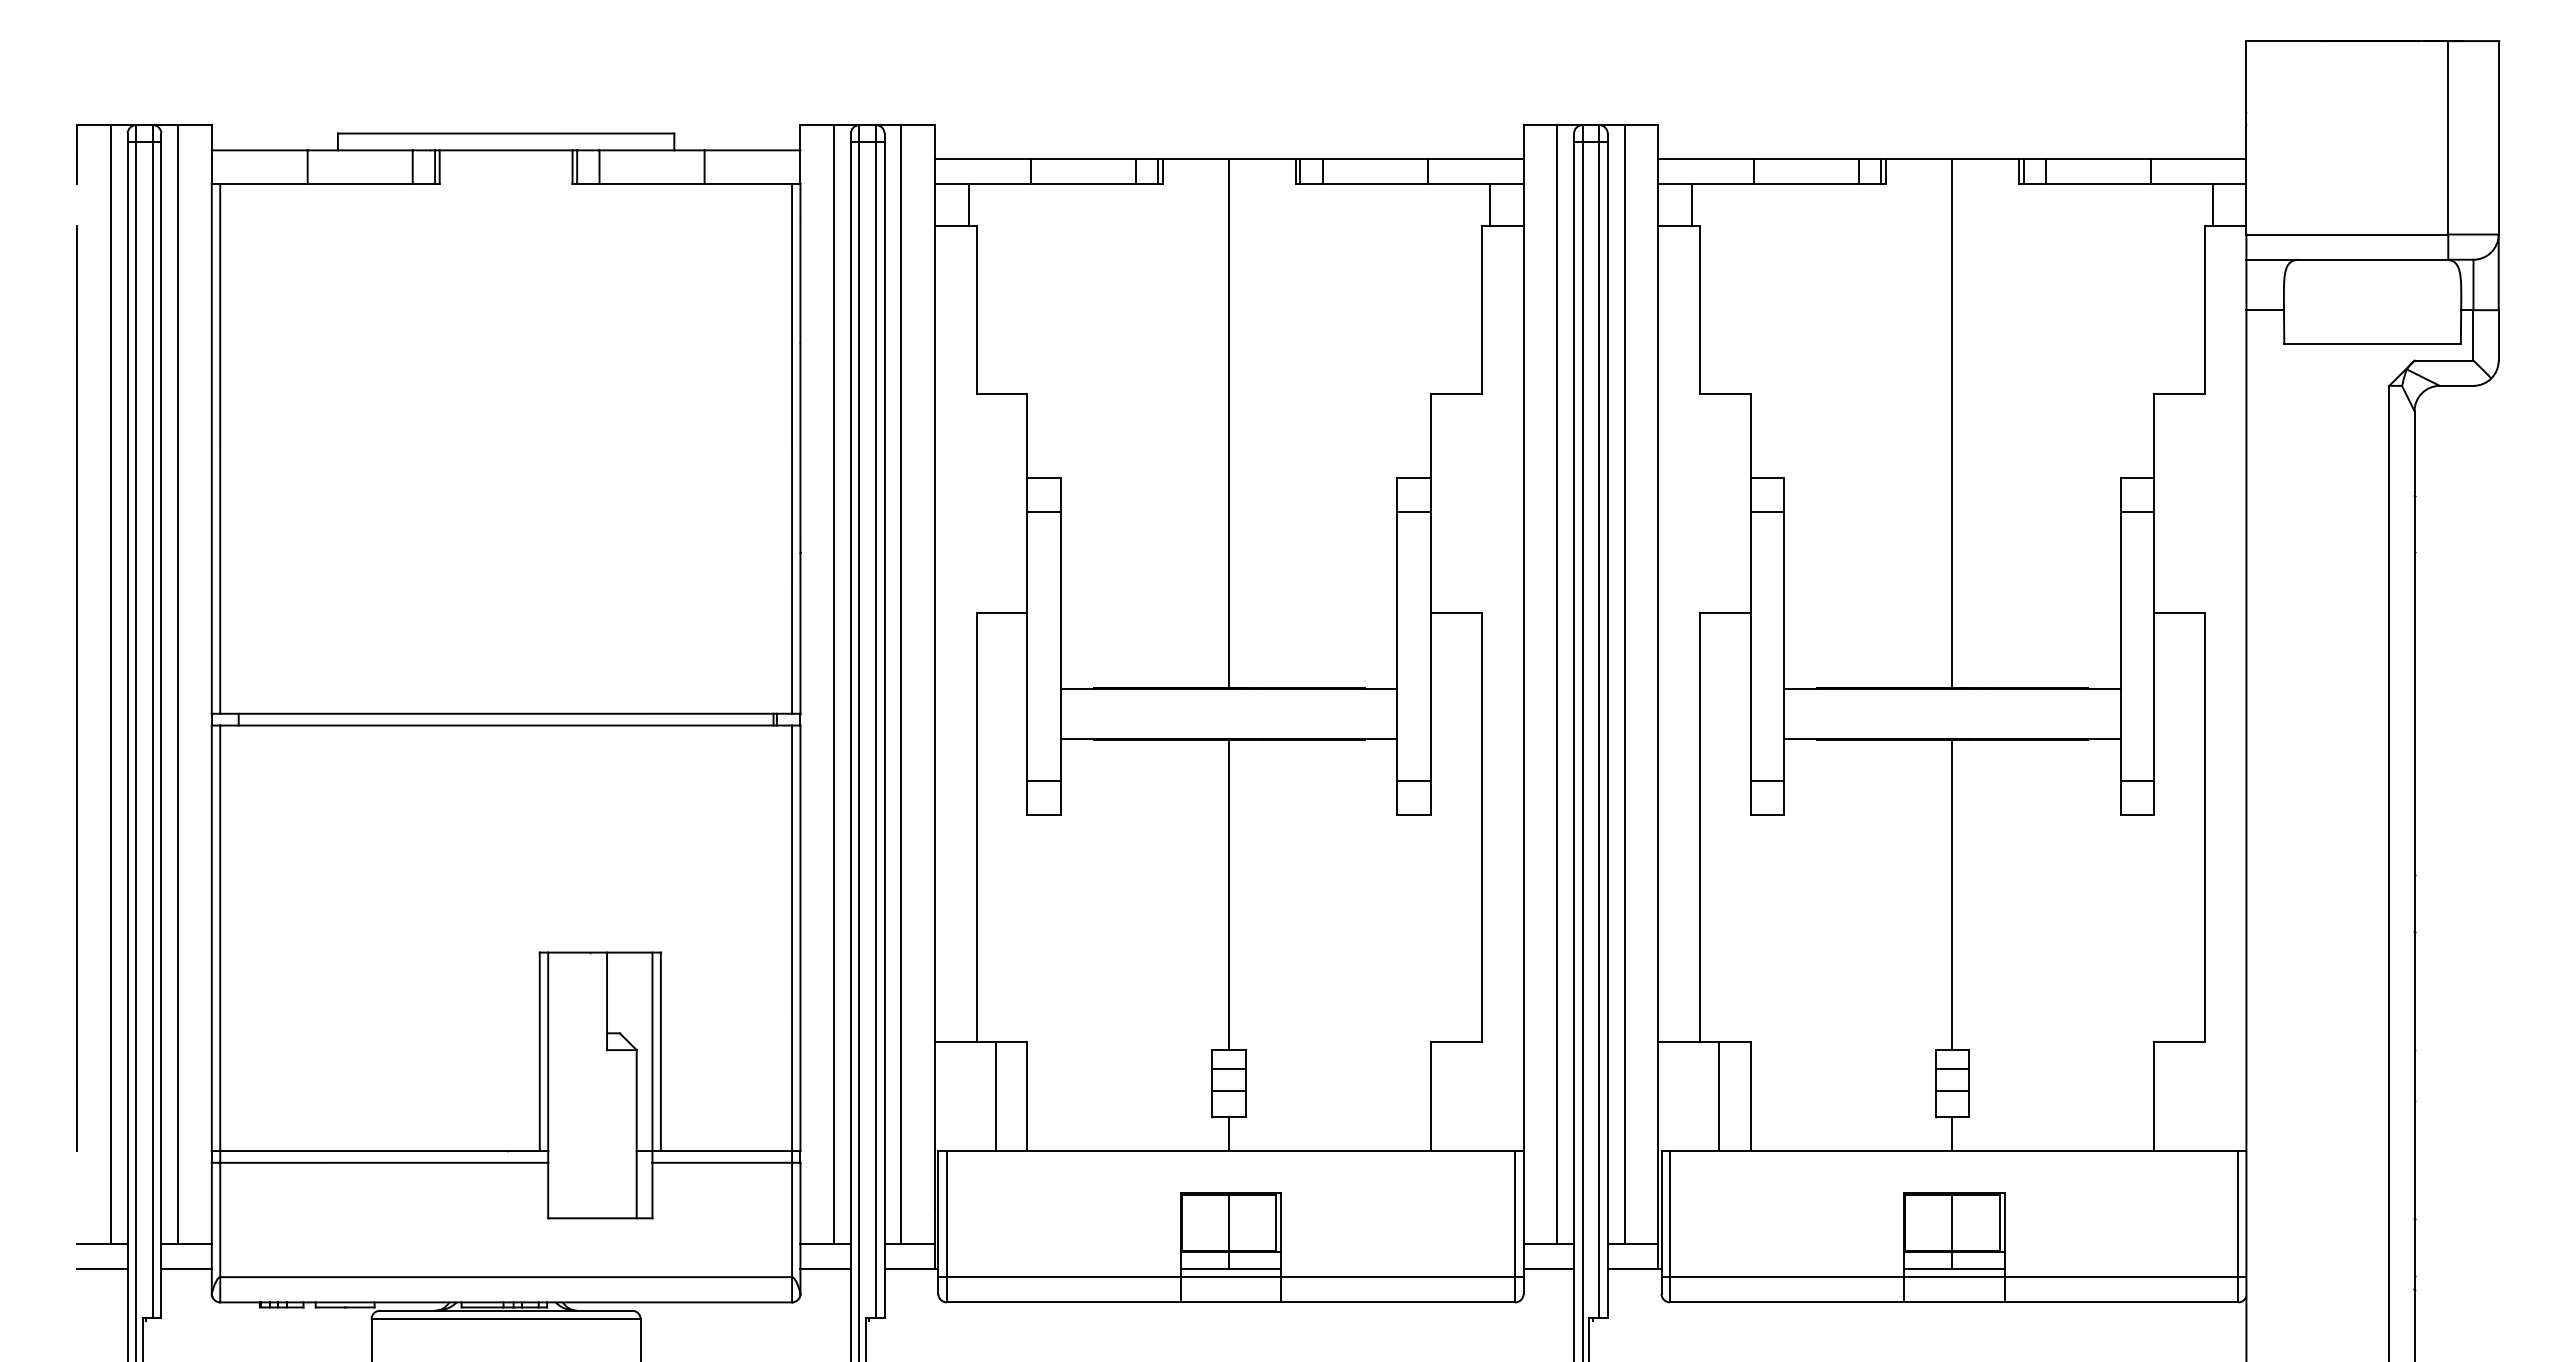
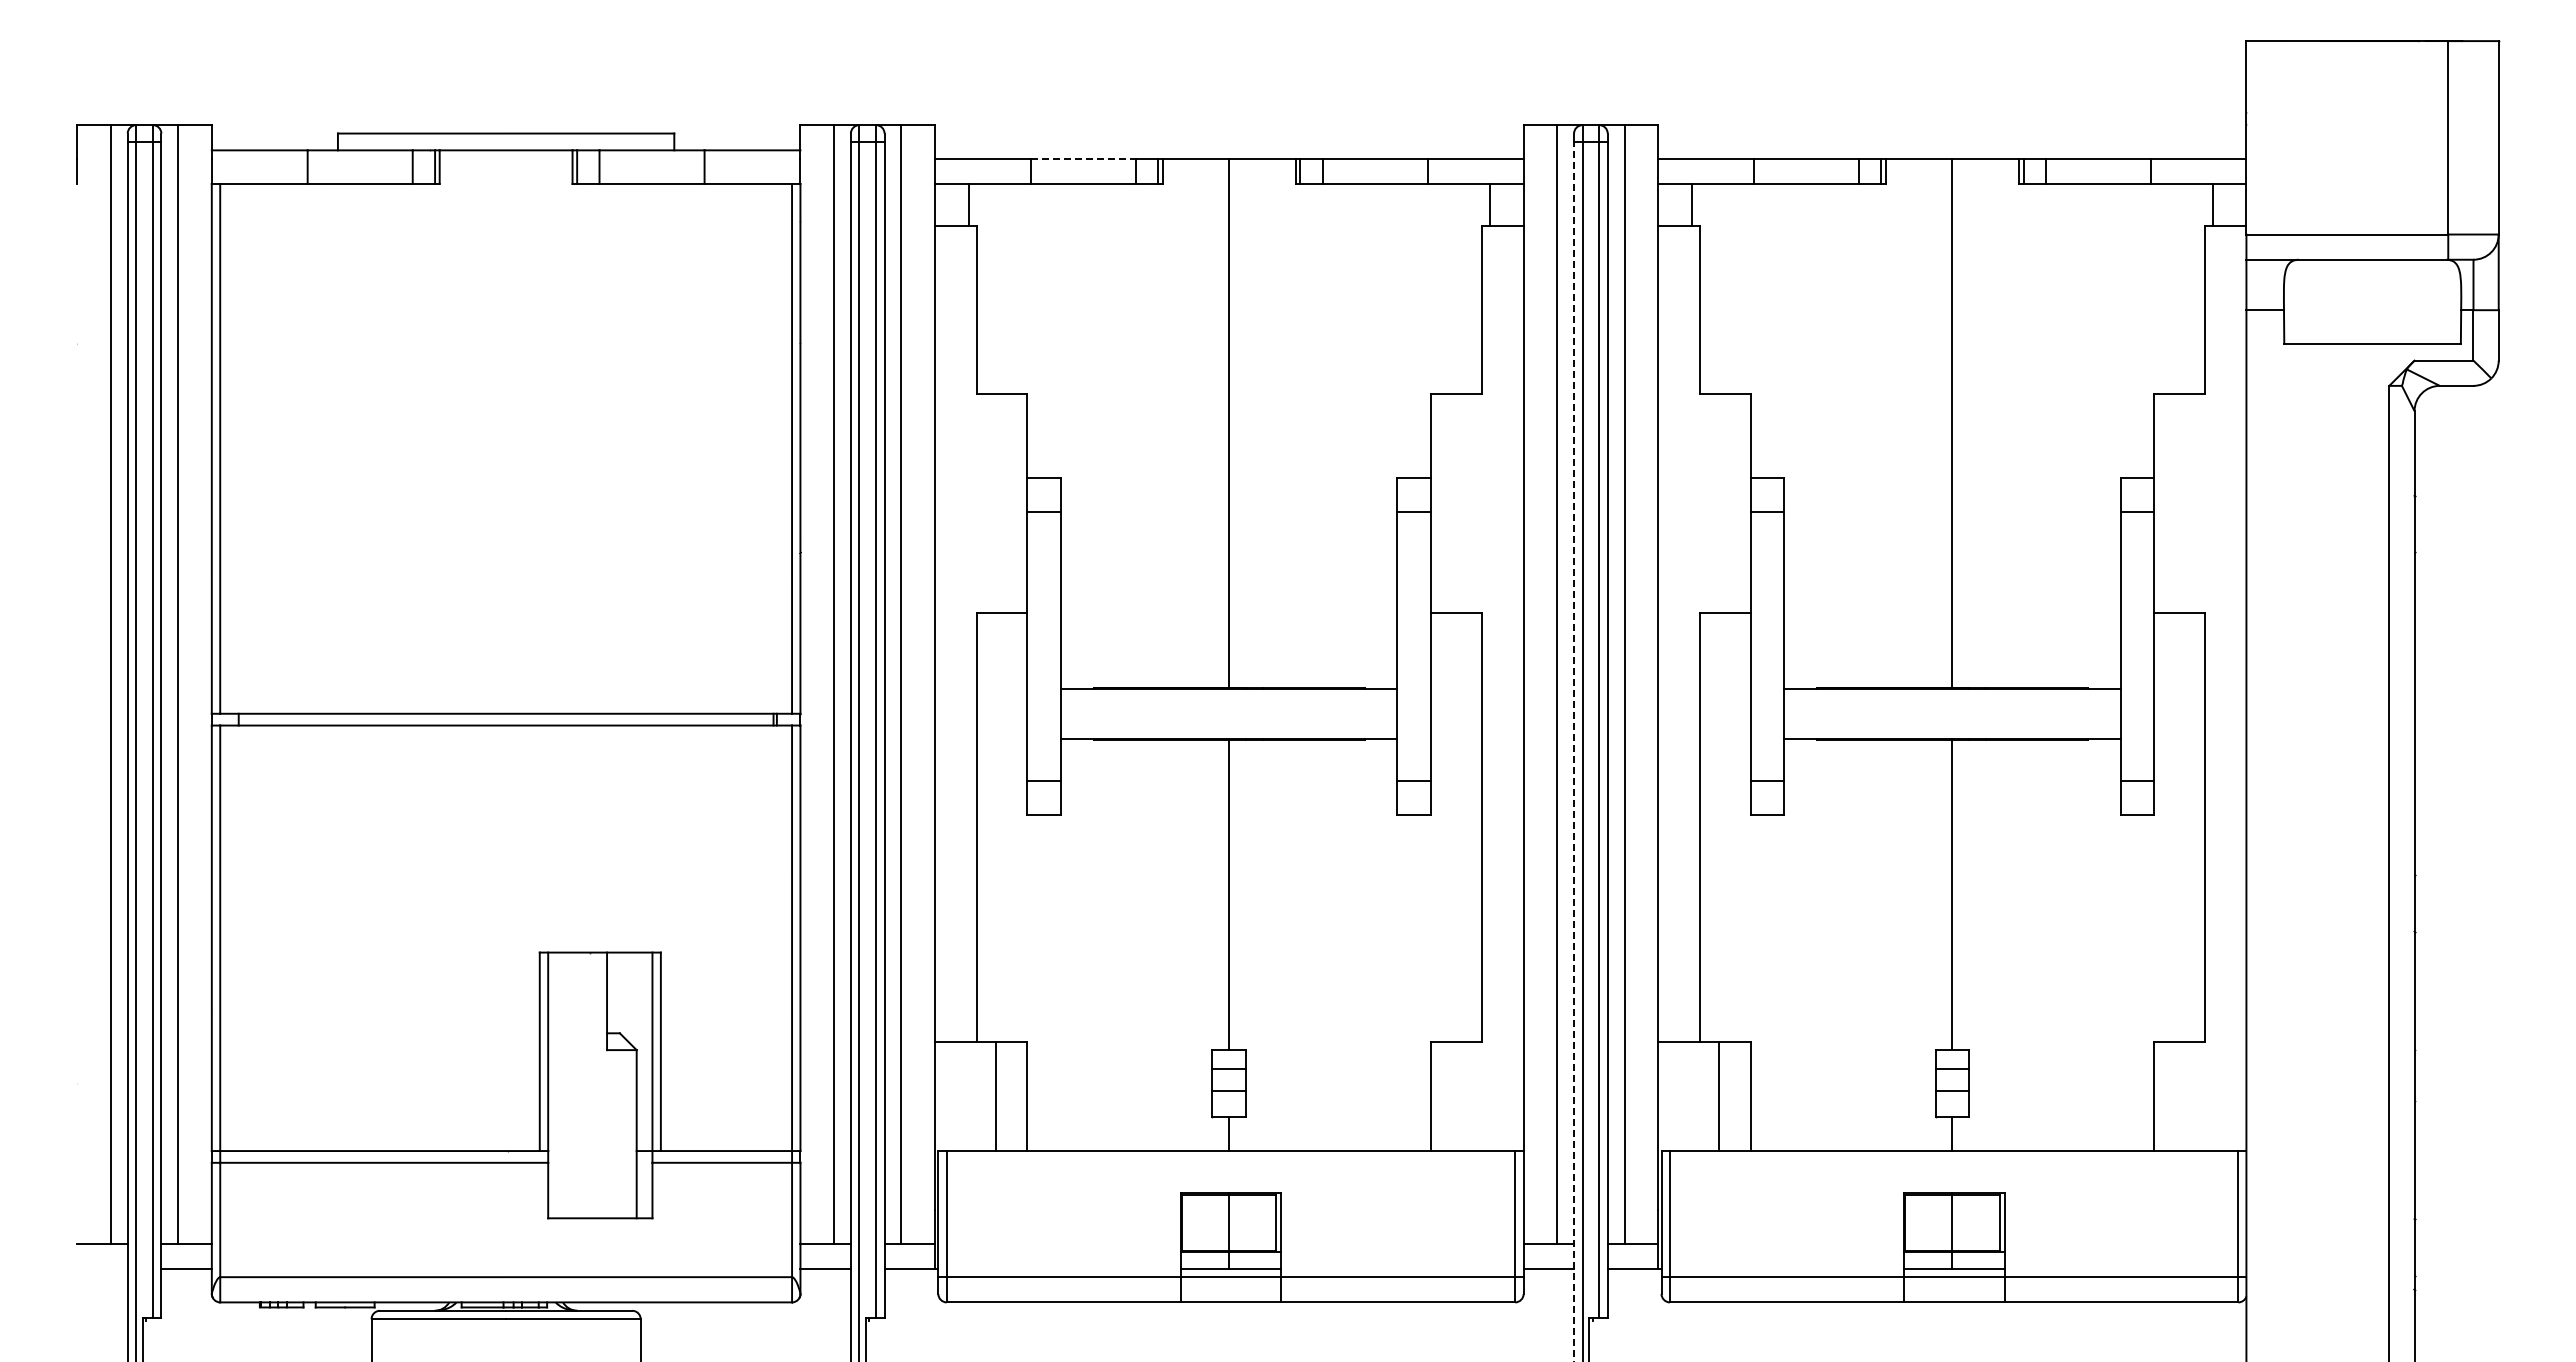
line: solid -> dashed (1083, 158)
line: present -> none (77, 688)
line: solid -> dashed (1574, 751)
line: present -> none (102, 1268)
